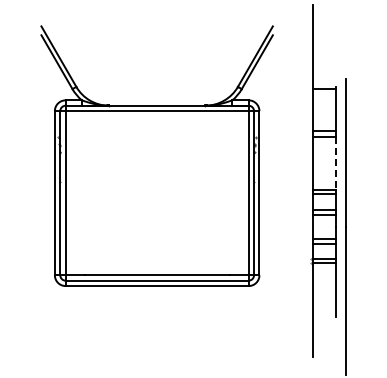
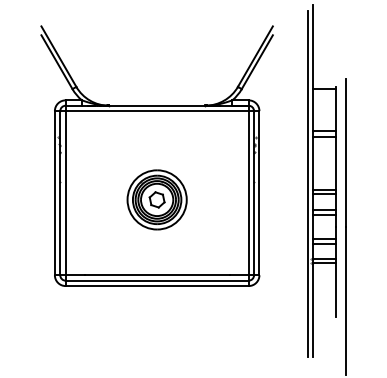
line: dashed -> solid (336, 163)
line: none -> present (307, 183)
part: none -> present (156, 199)
